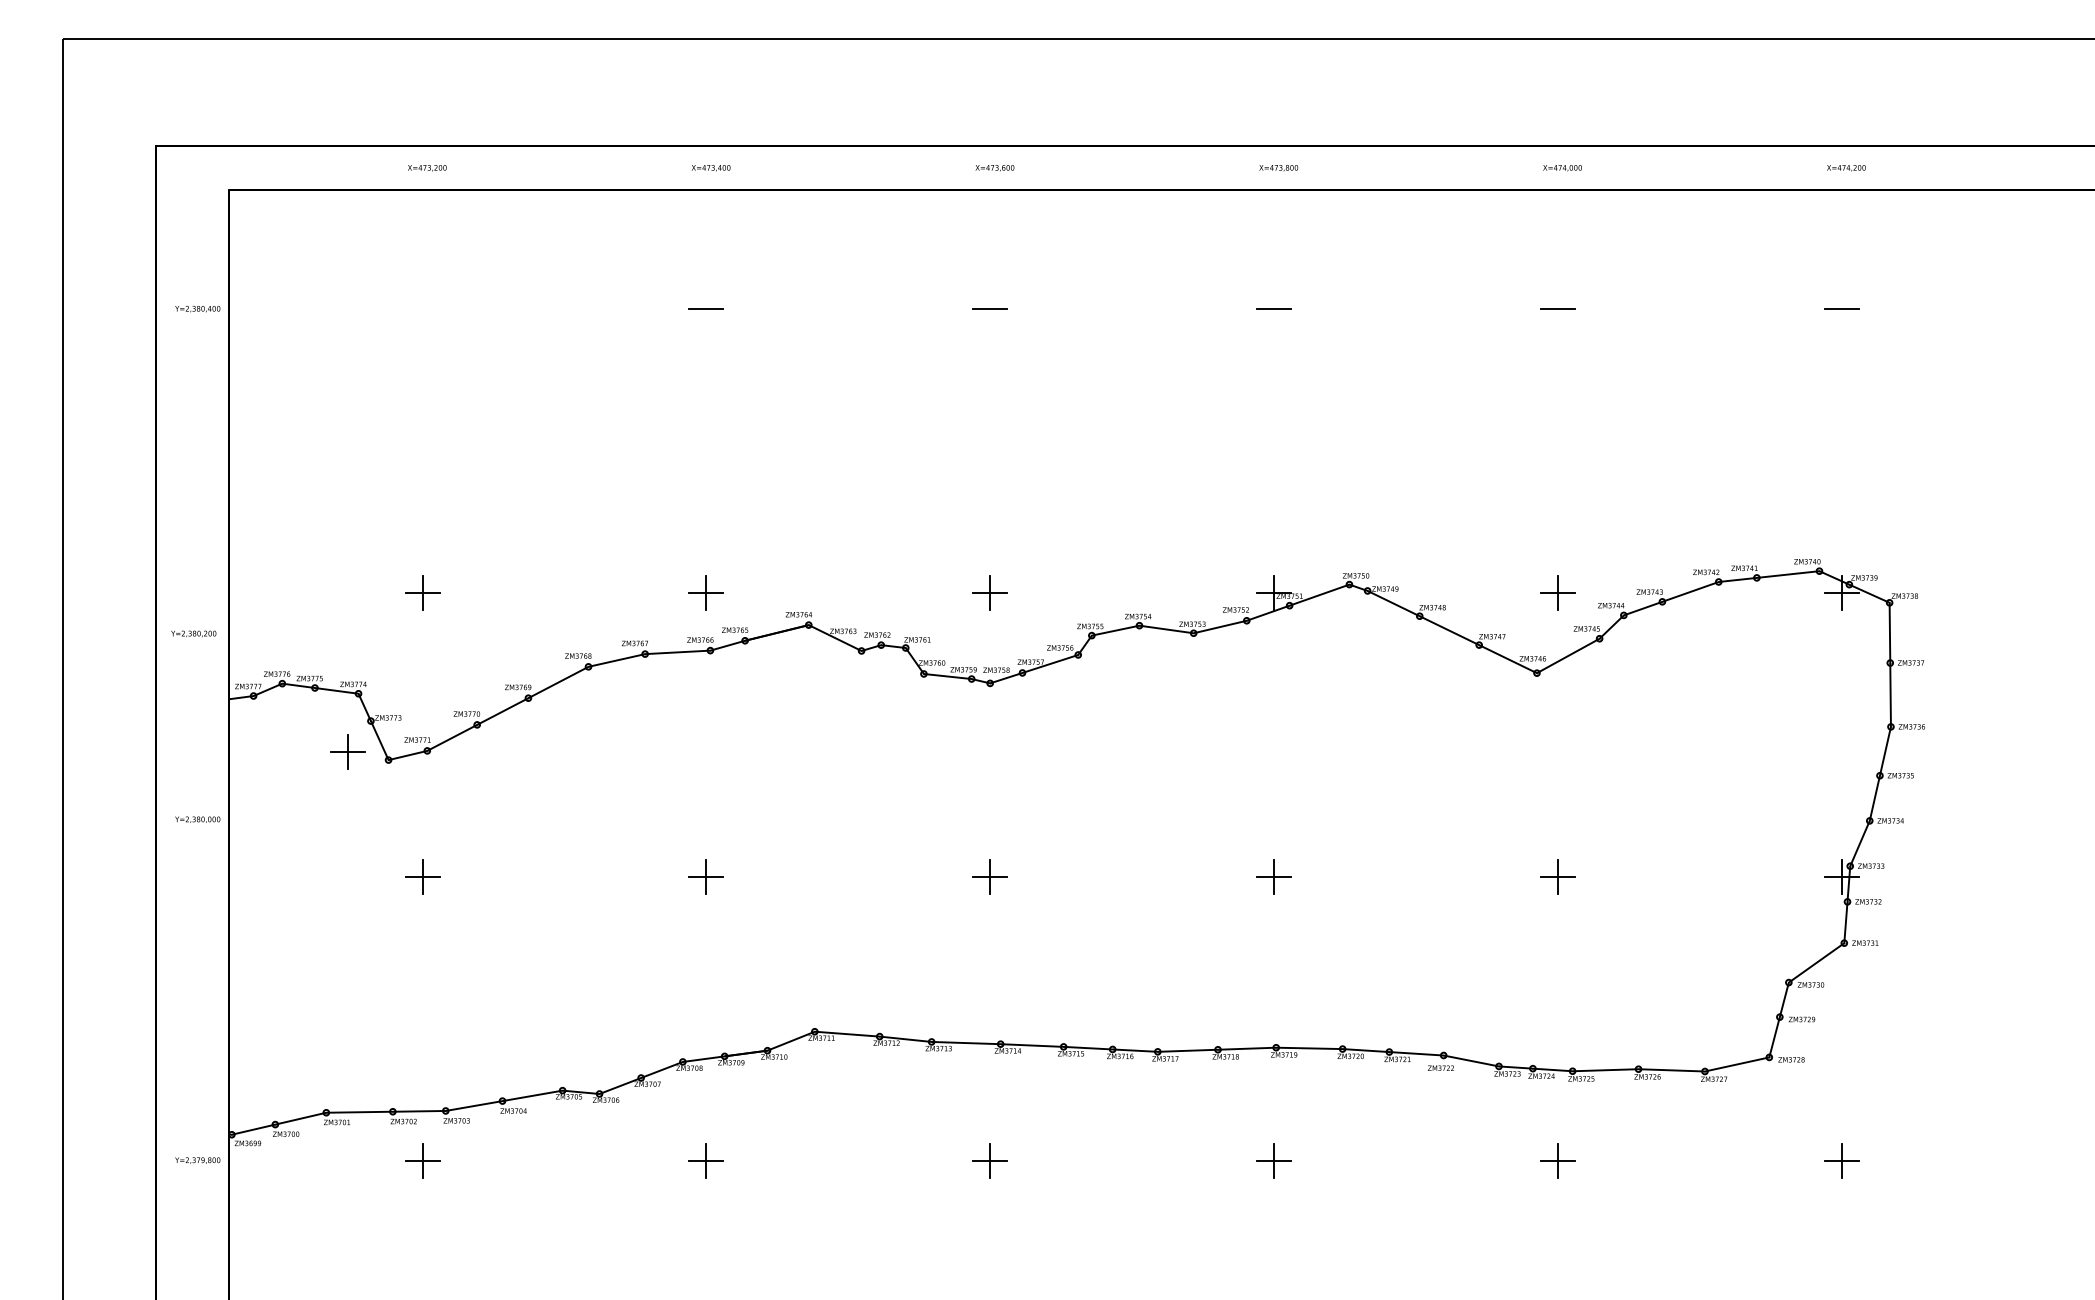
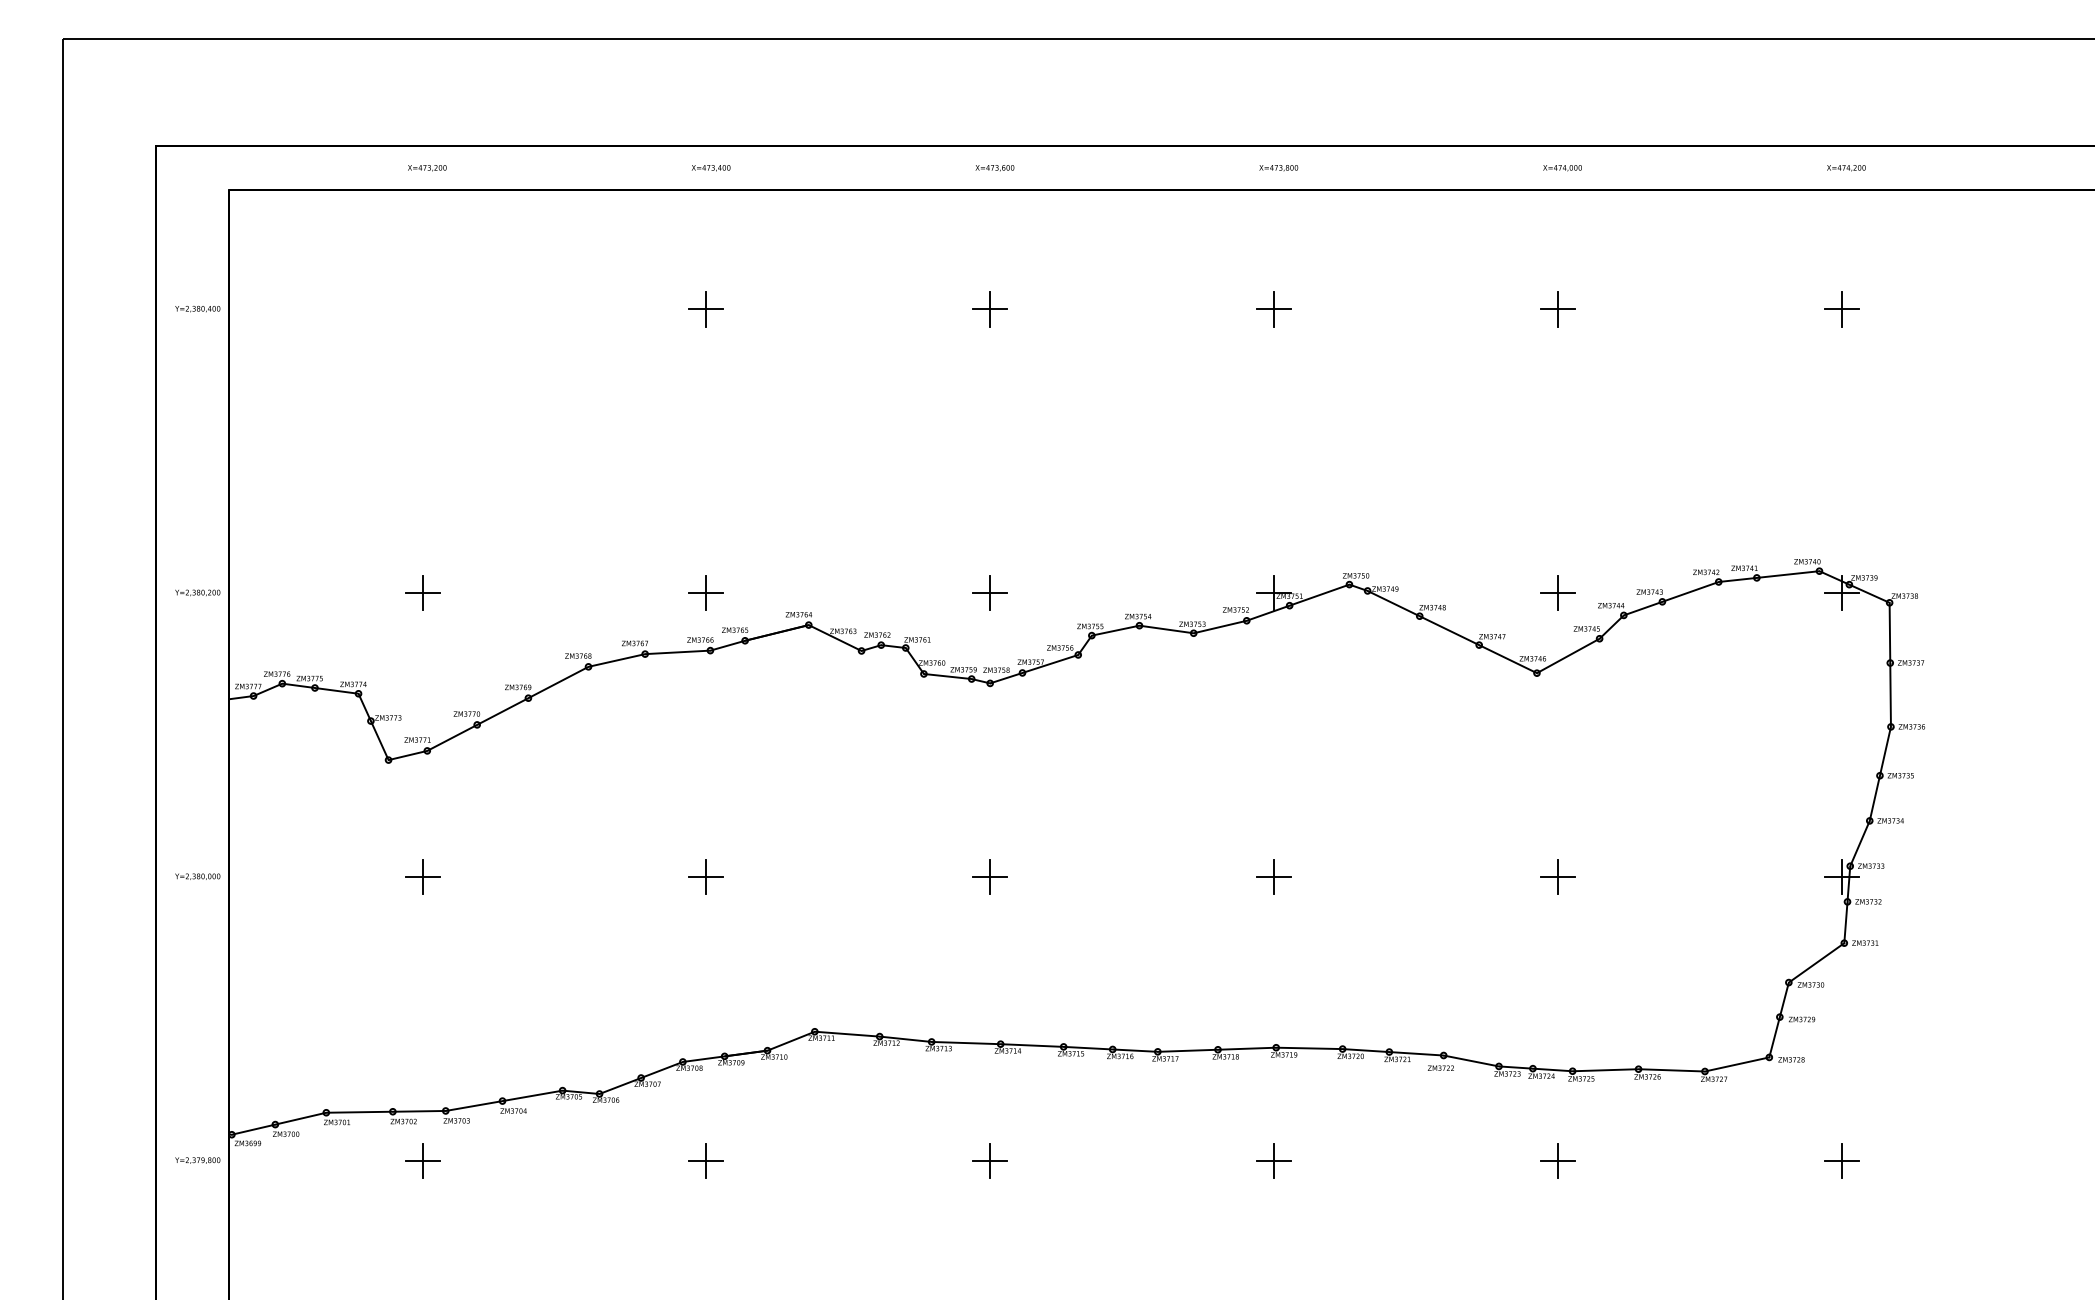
line: none -> present (706, 309)
line: none -> present (990, 309)
line: none -> present (1273, 309)
line: none -> present (1557, 309)
line: none -> present (1841, 309)
text position: (193, 633) -> (197, 592) (197, 592)
part: present -> none (347, 751)
text position: (197, 819) -> (197, 876) (197, 876)
